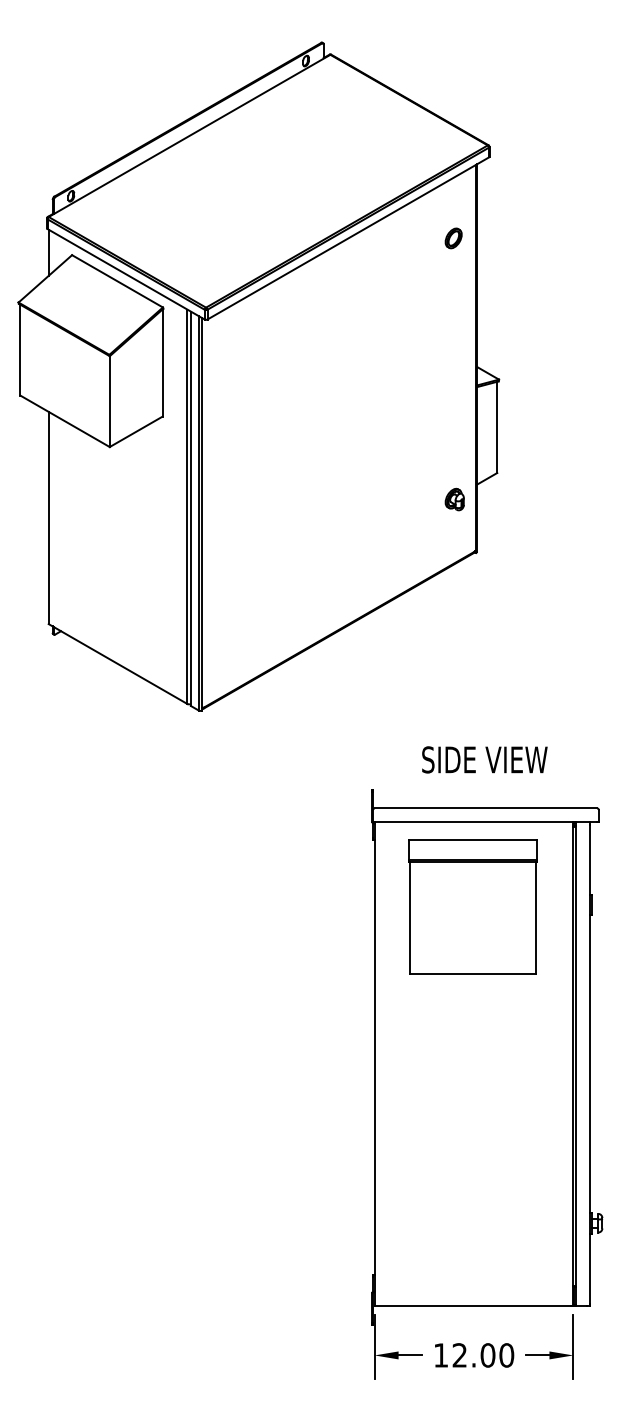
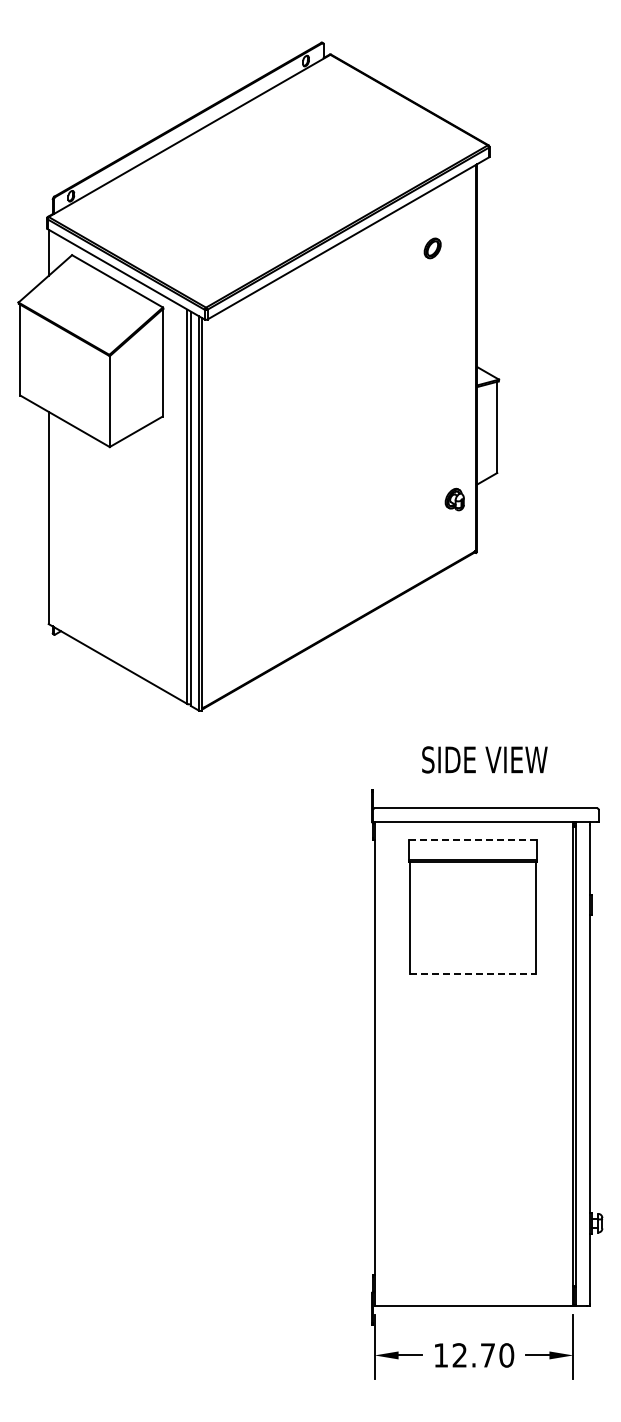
part position: (453, 238) -> (432, 248) (432, 248)
line: solid -> dashed (473, 840)
line: solid -> dashed (473, 974)
text: 12.00 -> 12.70 (487, 1355)
